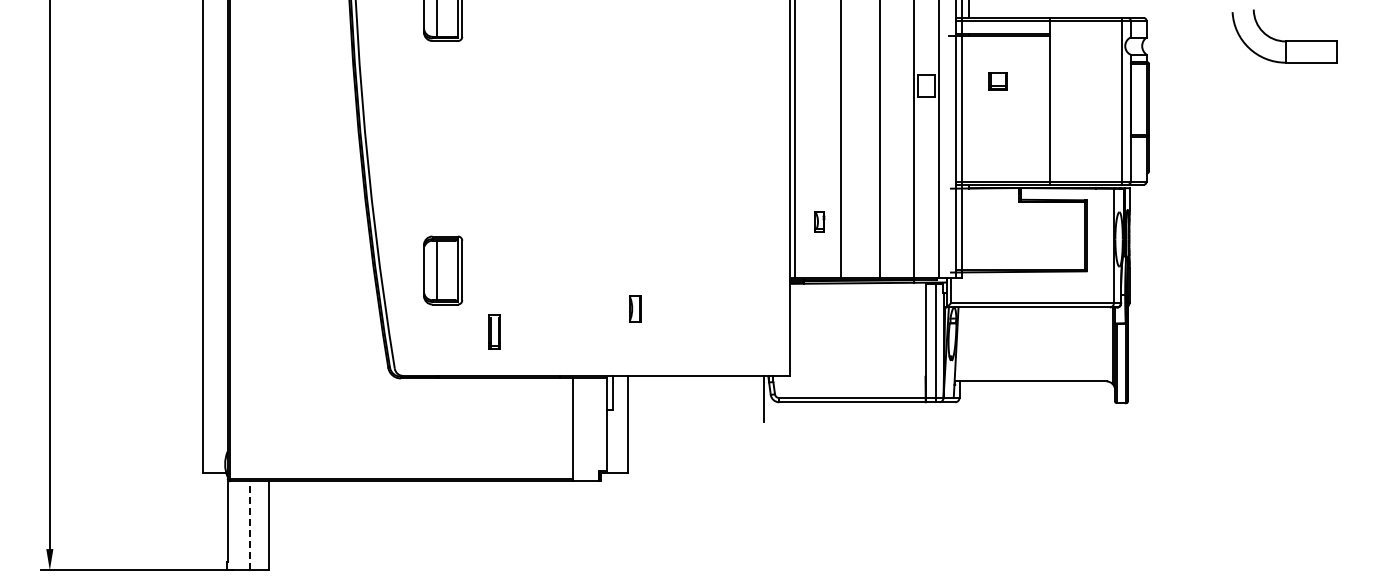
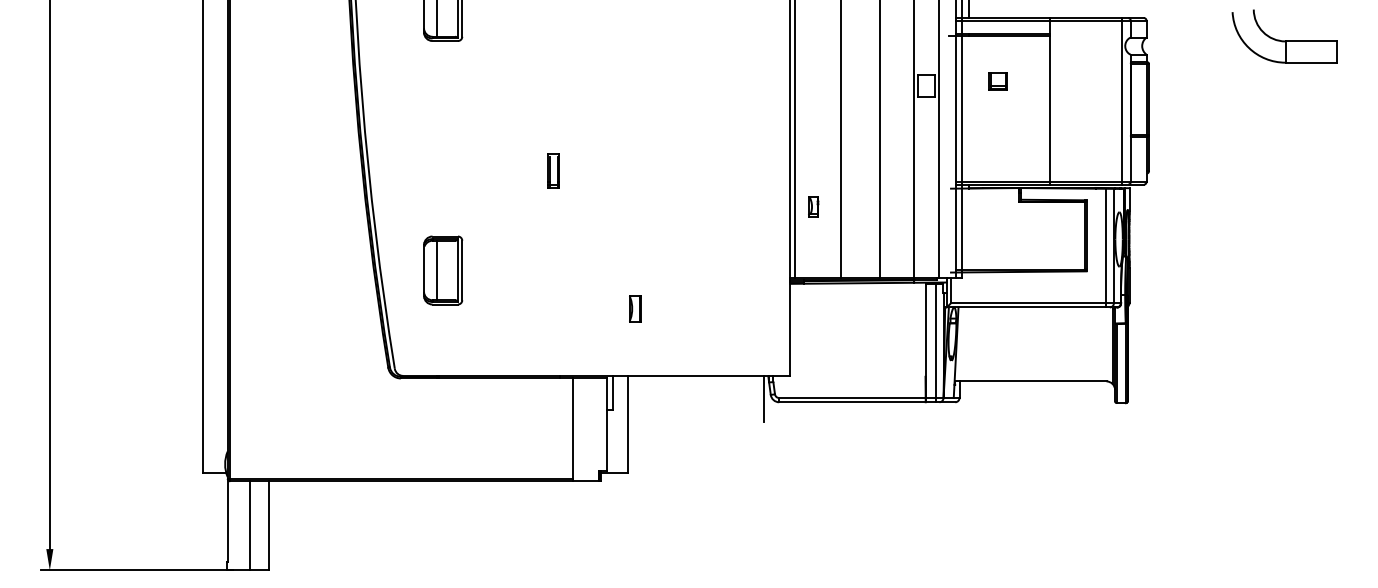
part position: (819, 221) -> (813, 206) (813, 206)
line: none -> present (1105, 247)
part position: (494, 331) -> (553, 170) (553, 170)
line: dashed -> solid (249, 525)
